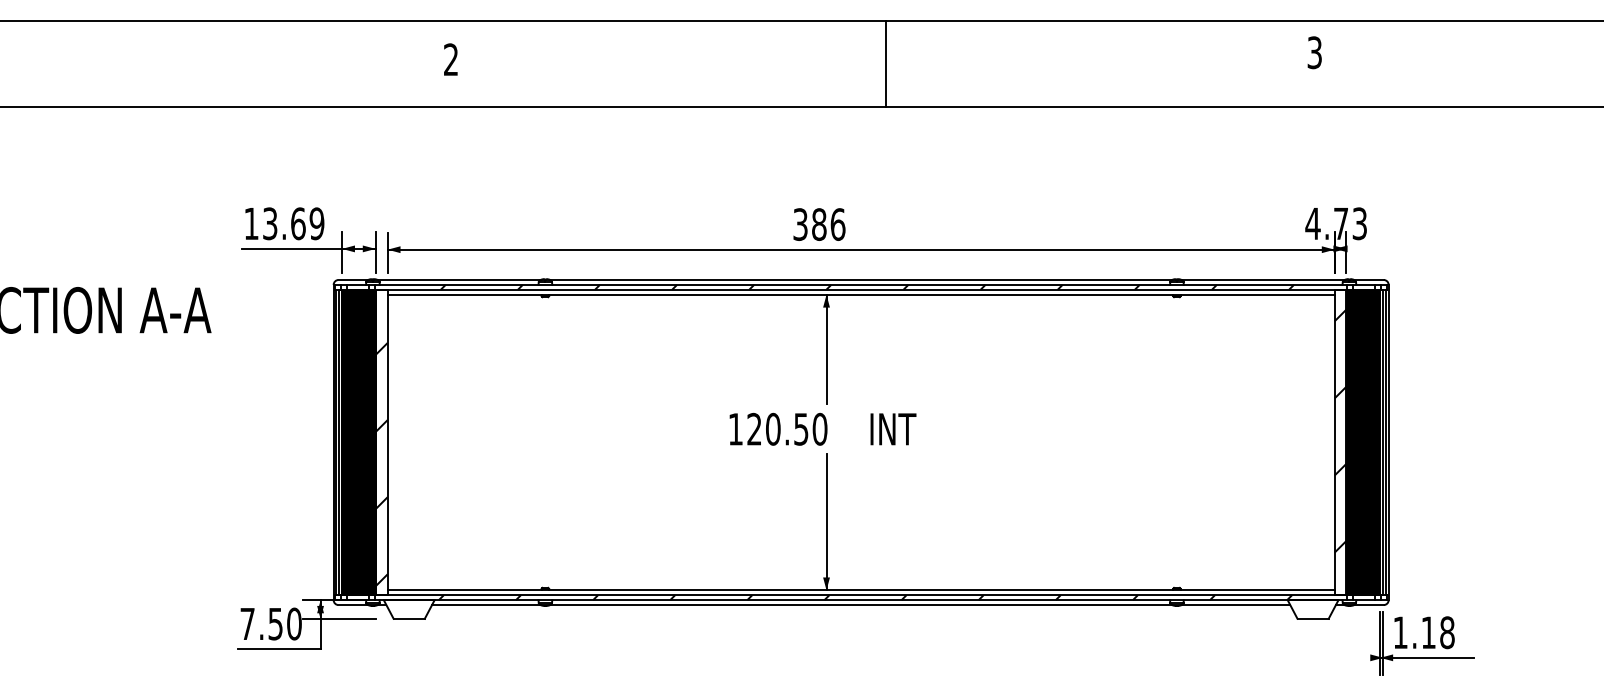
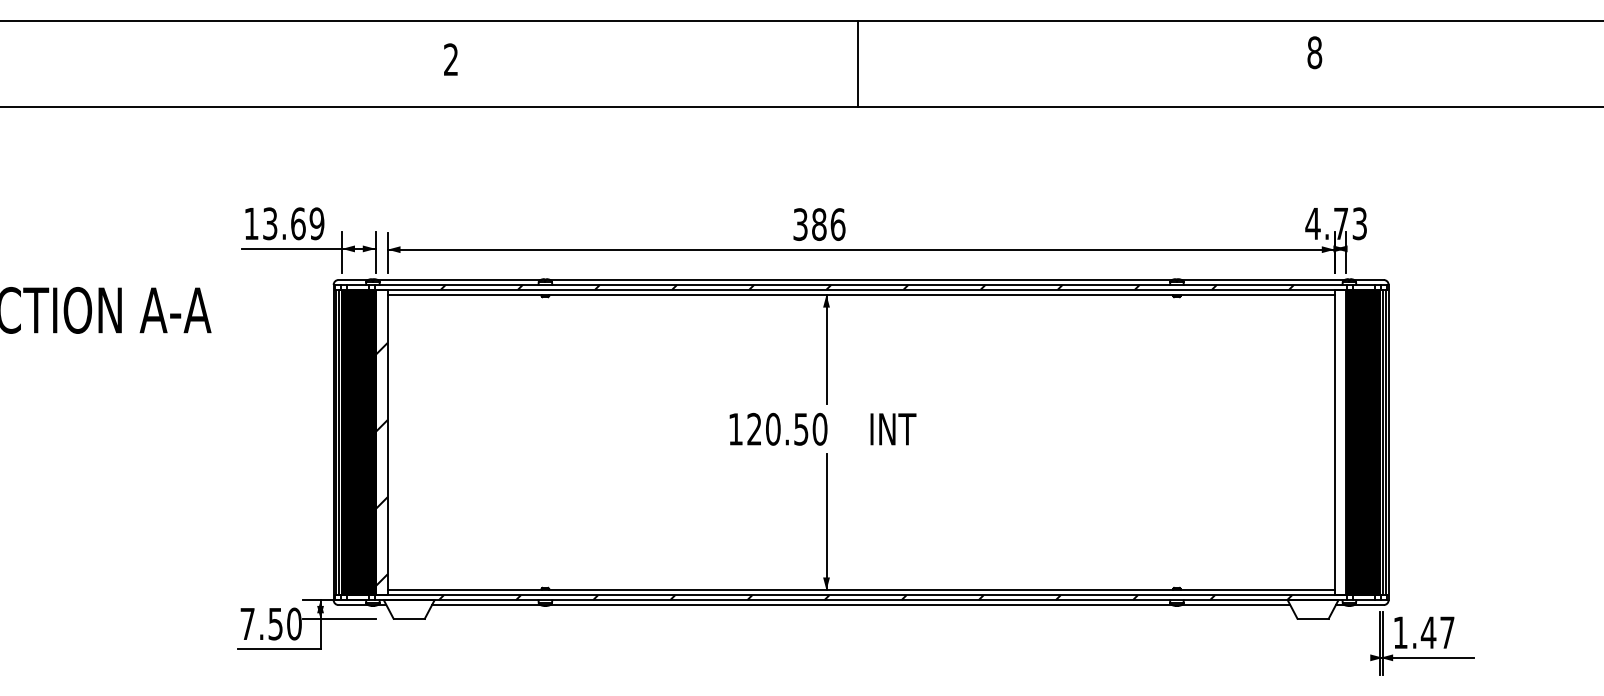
text: 3 -> 8 (1314, 52)
line position: (885, 63) -> (857, 63) (857, 63)
hatch: present -> none (1340, 430)
text: 1.18 -> 1.47 (1437, 632)
